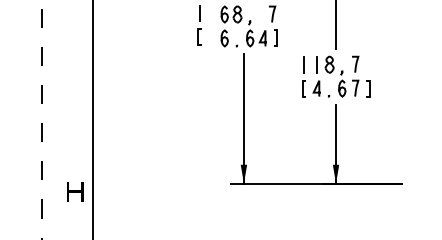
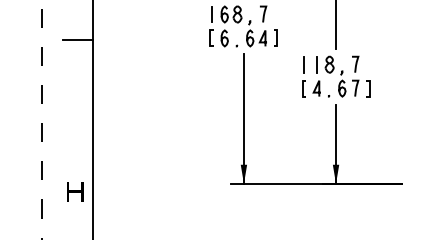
curve position: (272, 13) -> (263, 13) (263, 13)
part position: (199, 25) -> (211, 26) (211, 26)
line: none -> present (77, 39)
